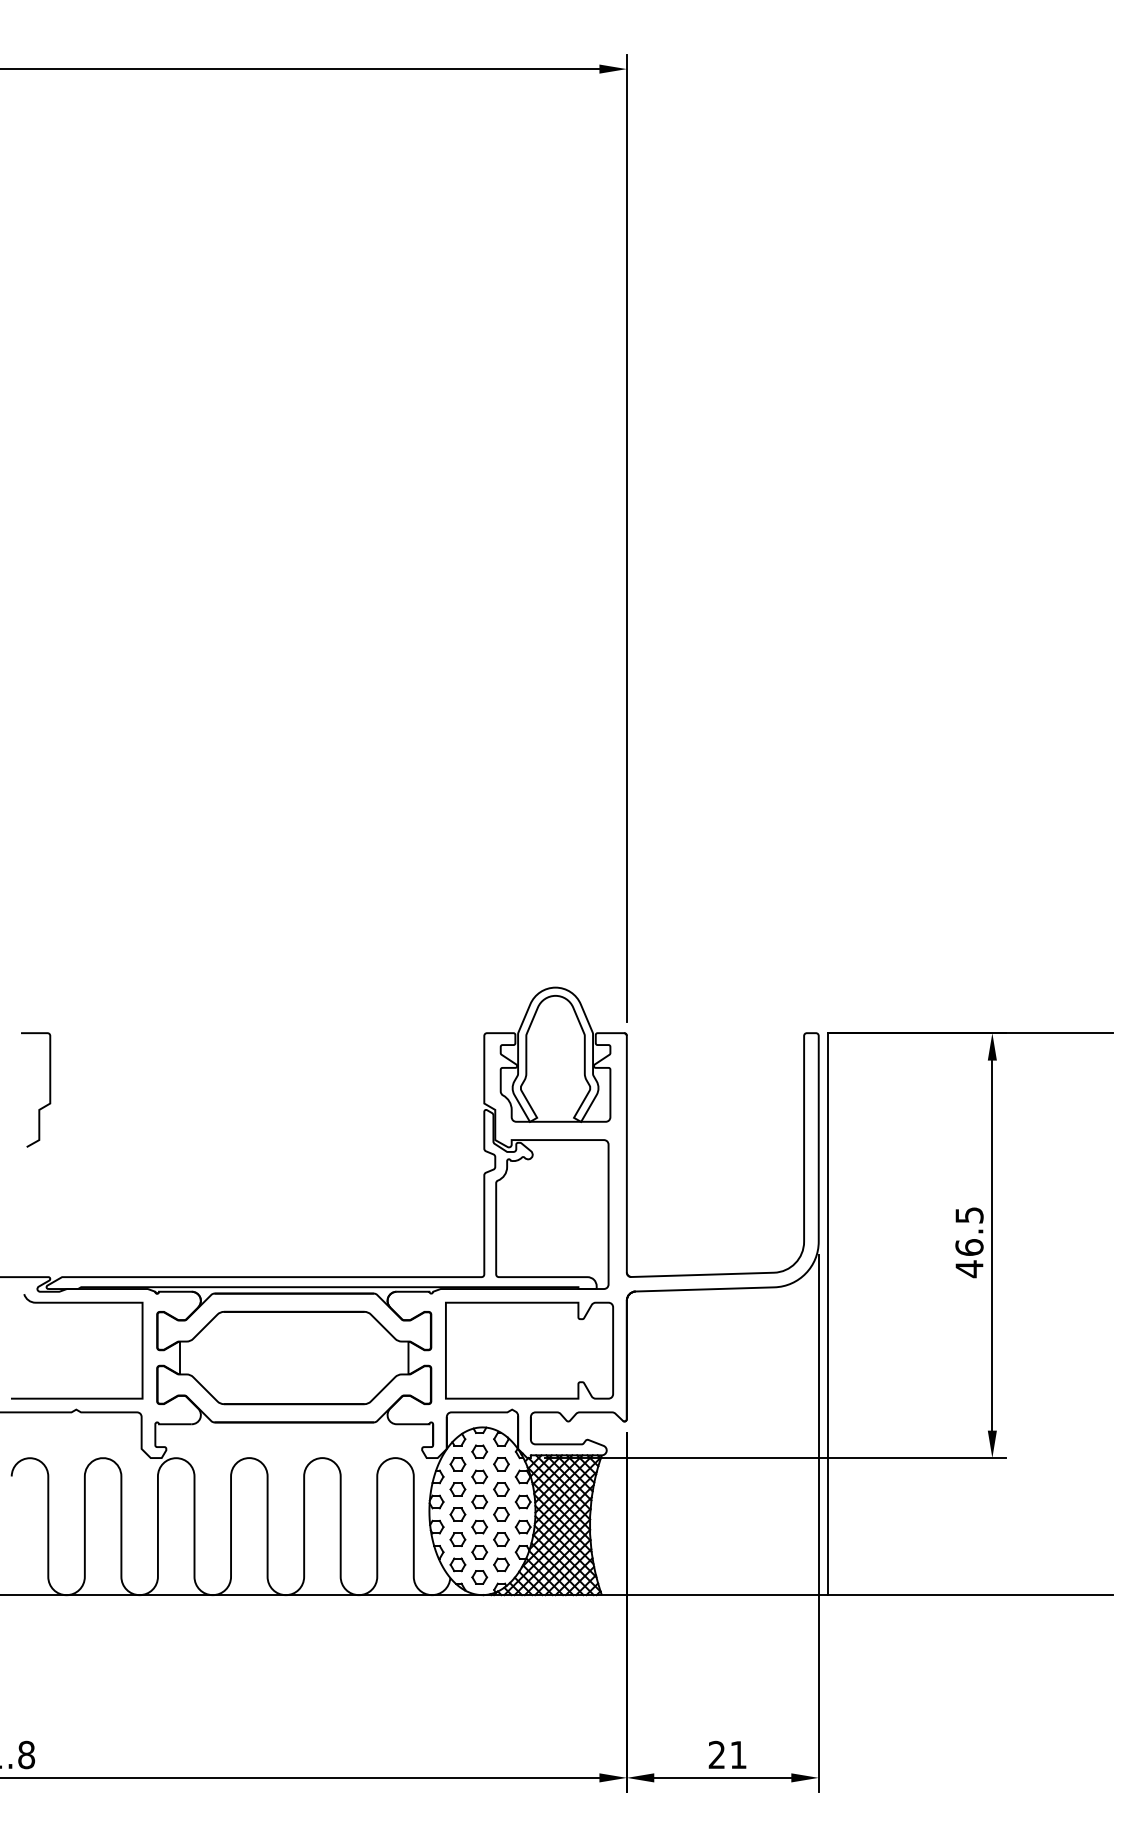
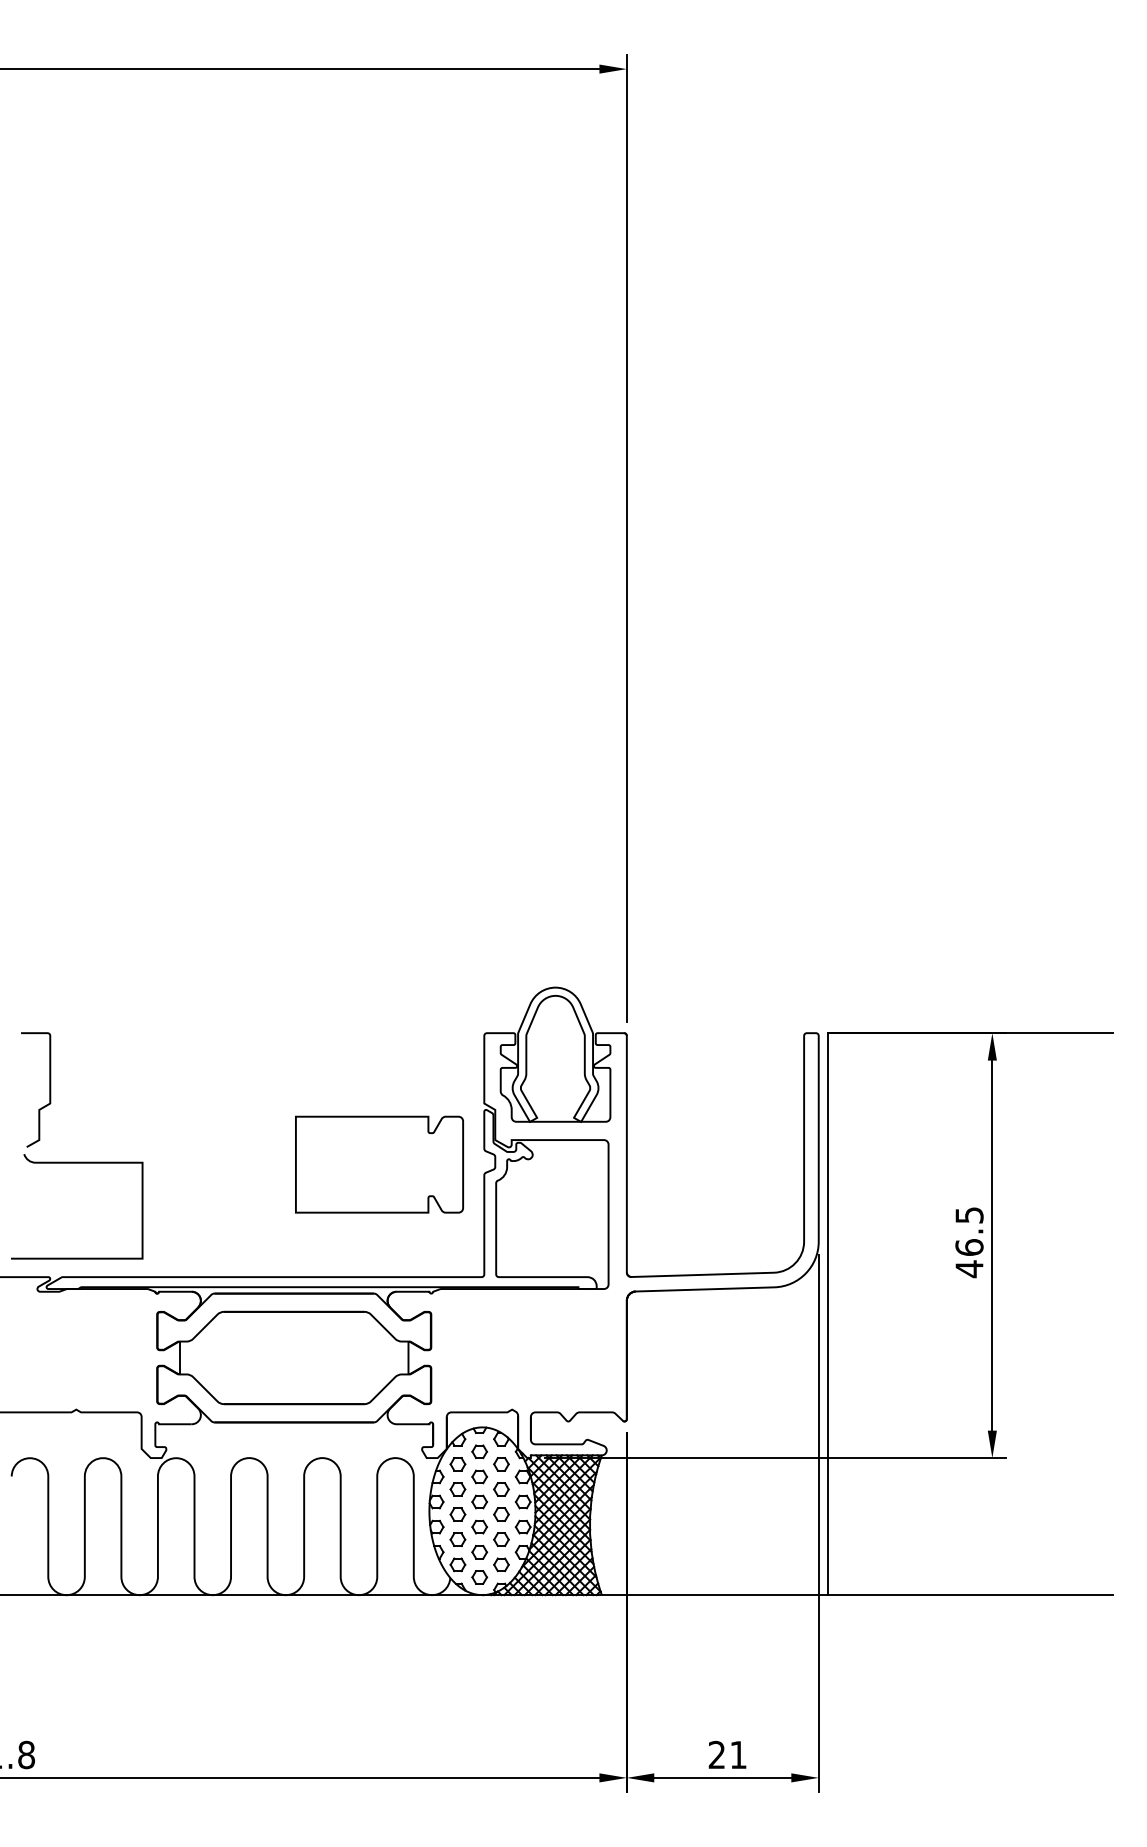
curve position: (77, 1303) -> (77, 1163) (77, 1163)
part position: (529, 1350) -> (379, 1164) (379, 1164)
